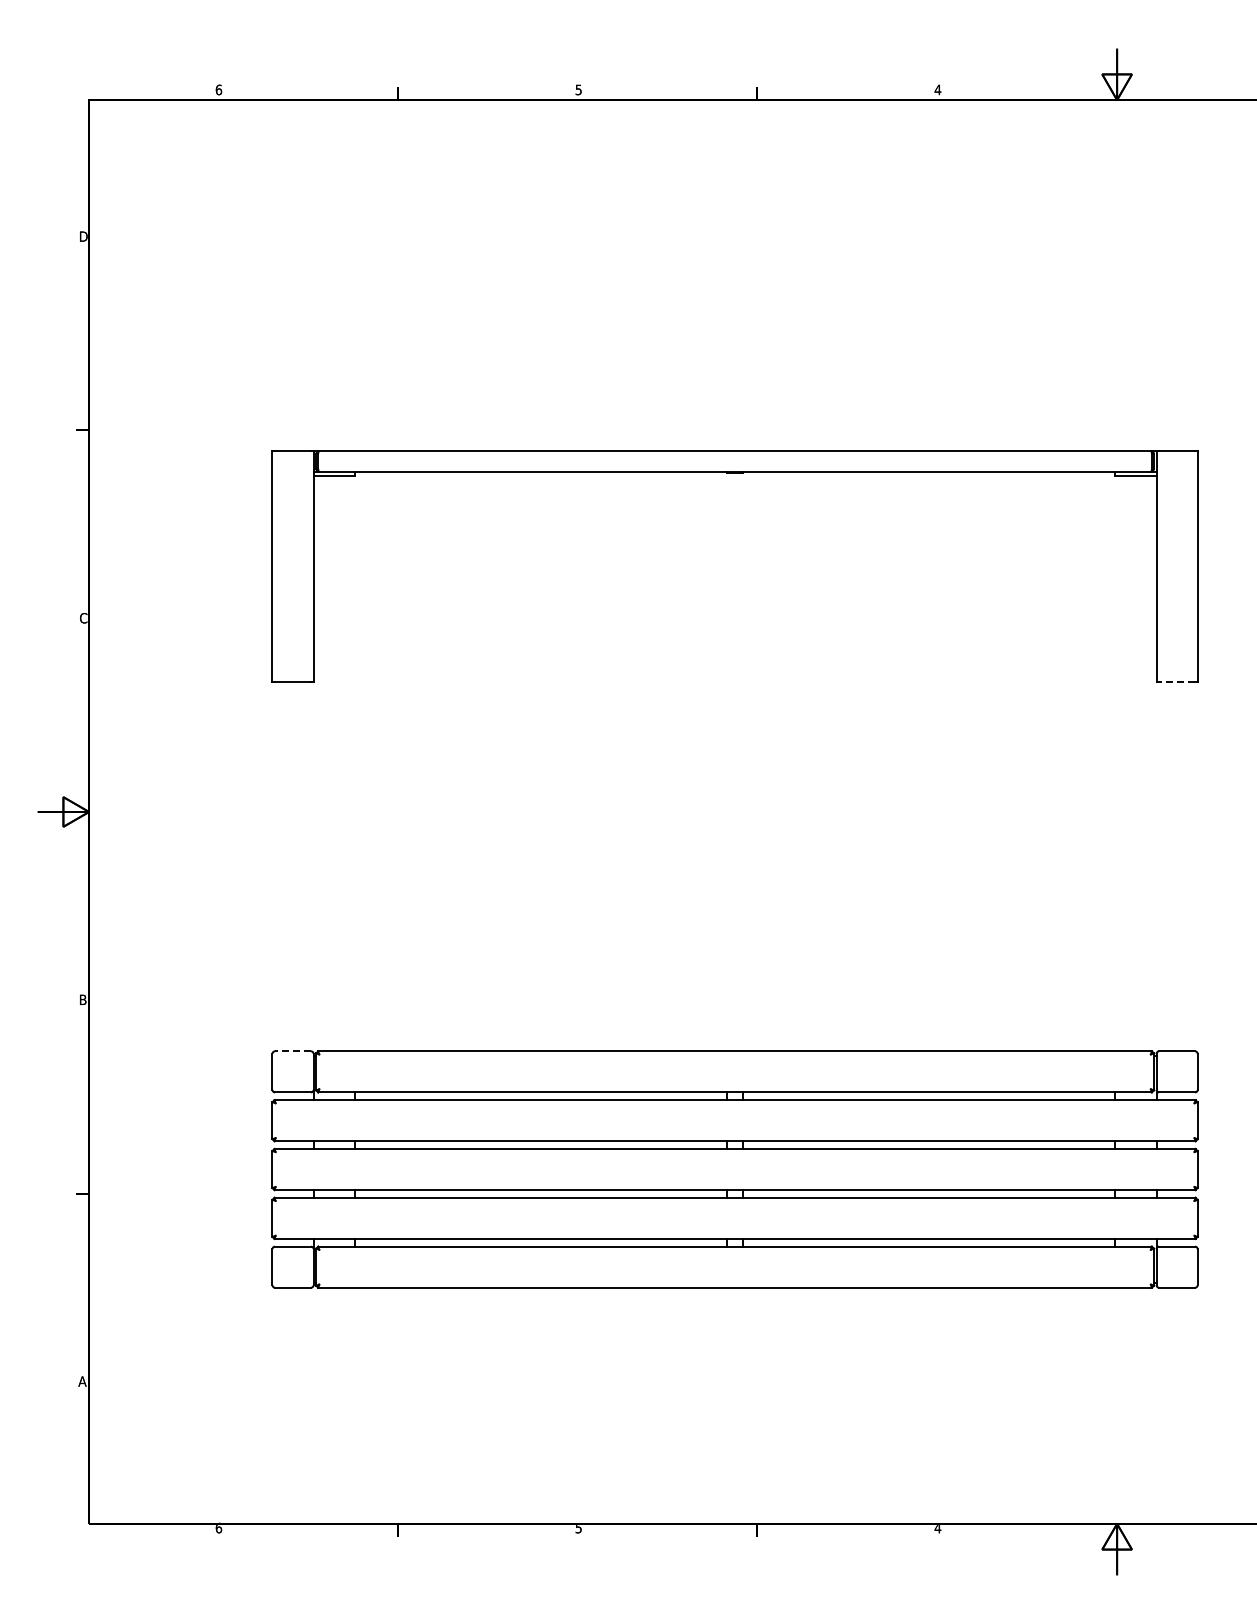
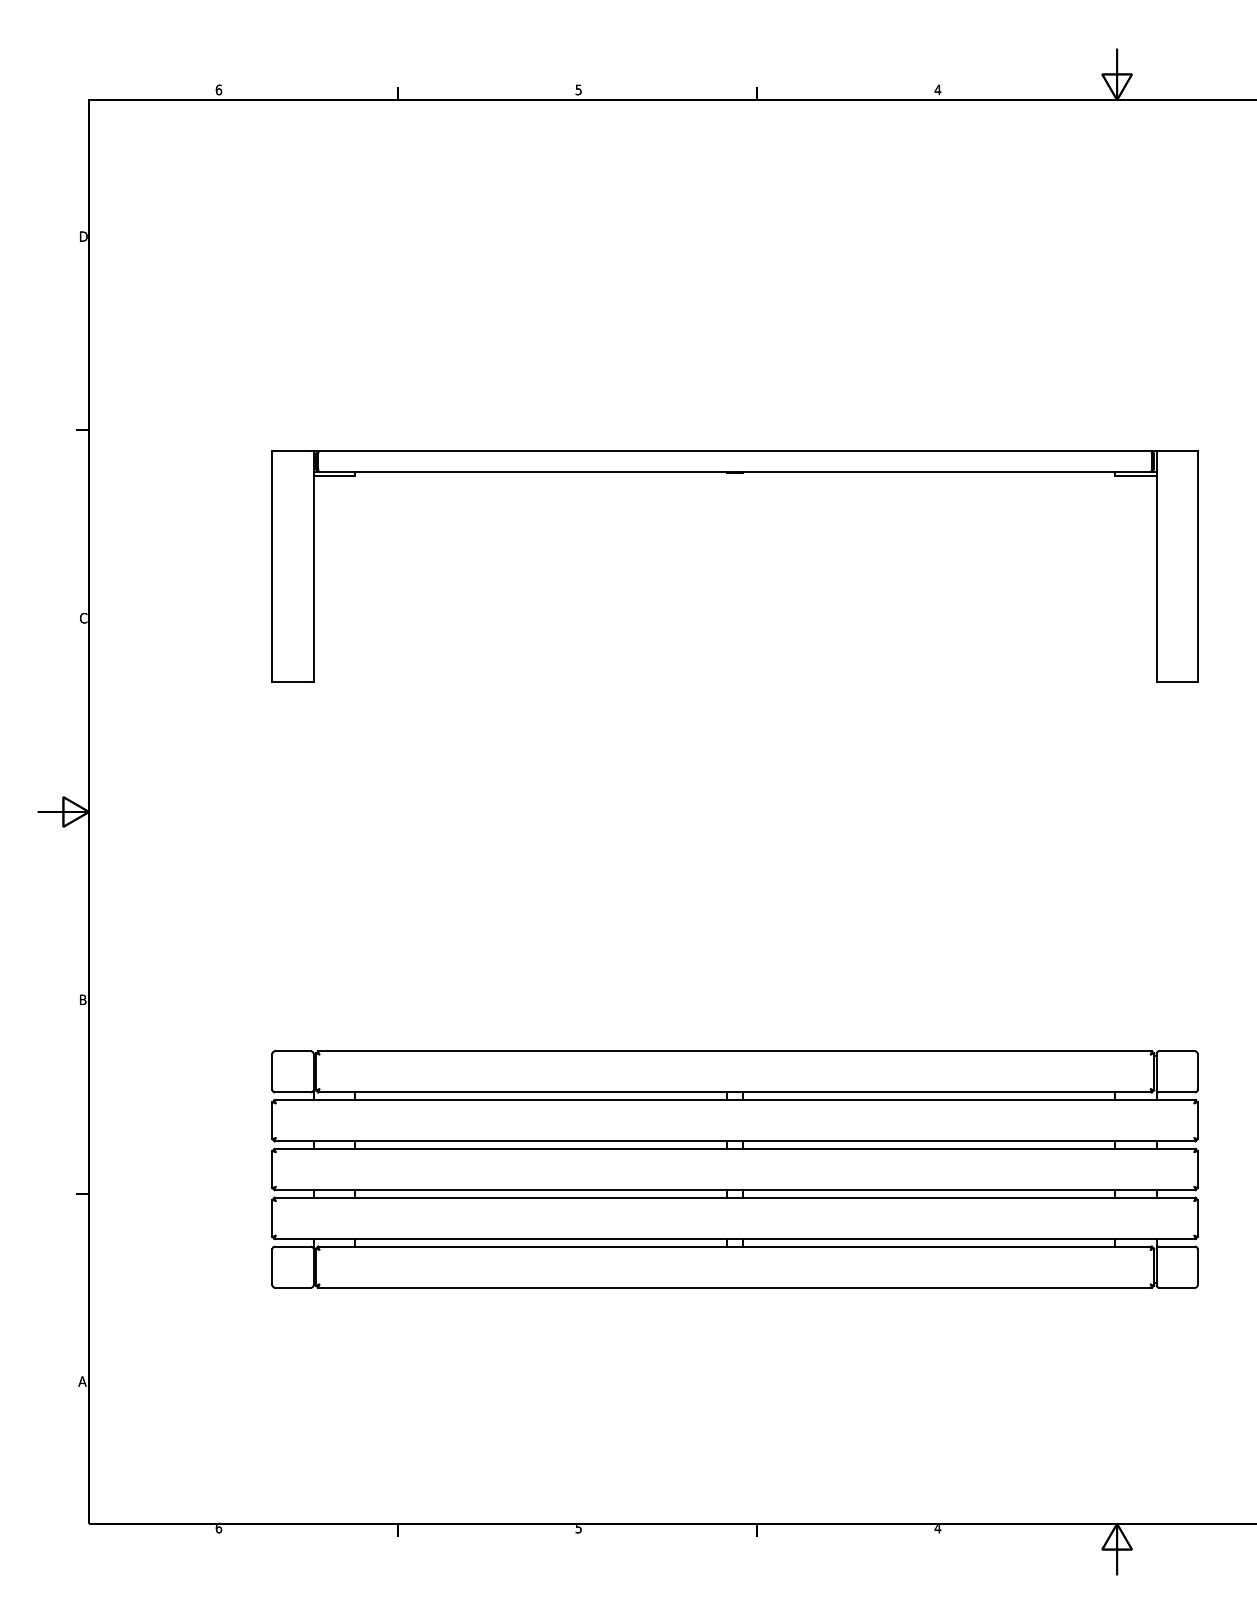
line: dashed -> solid (1177, 682)
line: dashed -> solid (293, 1051)
